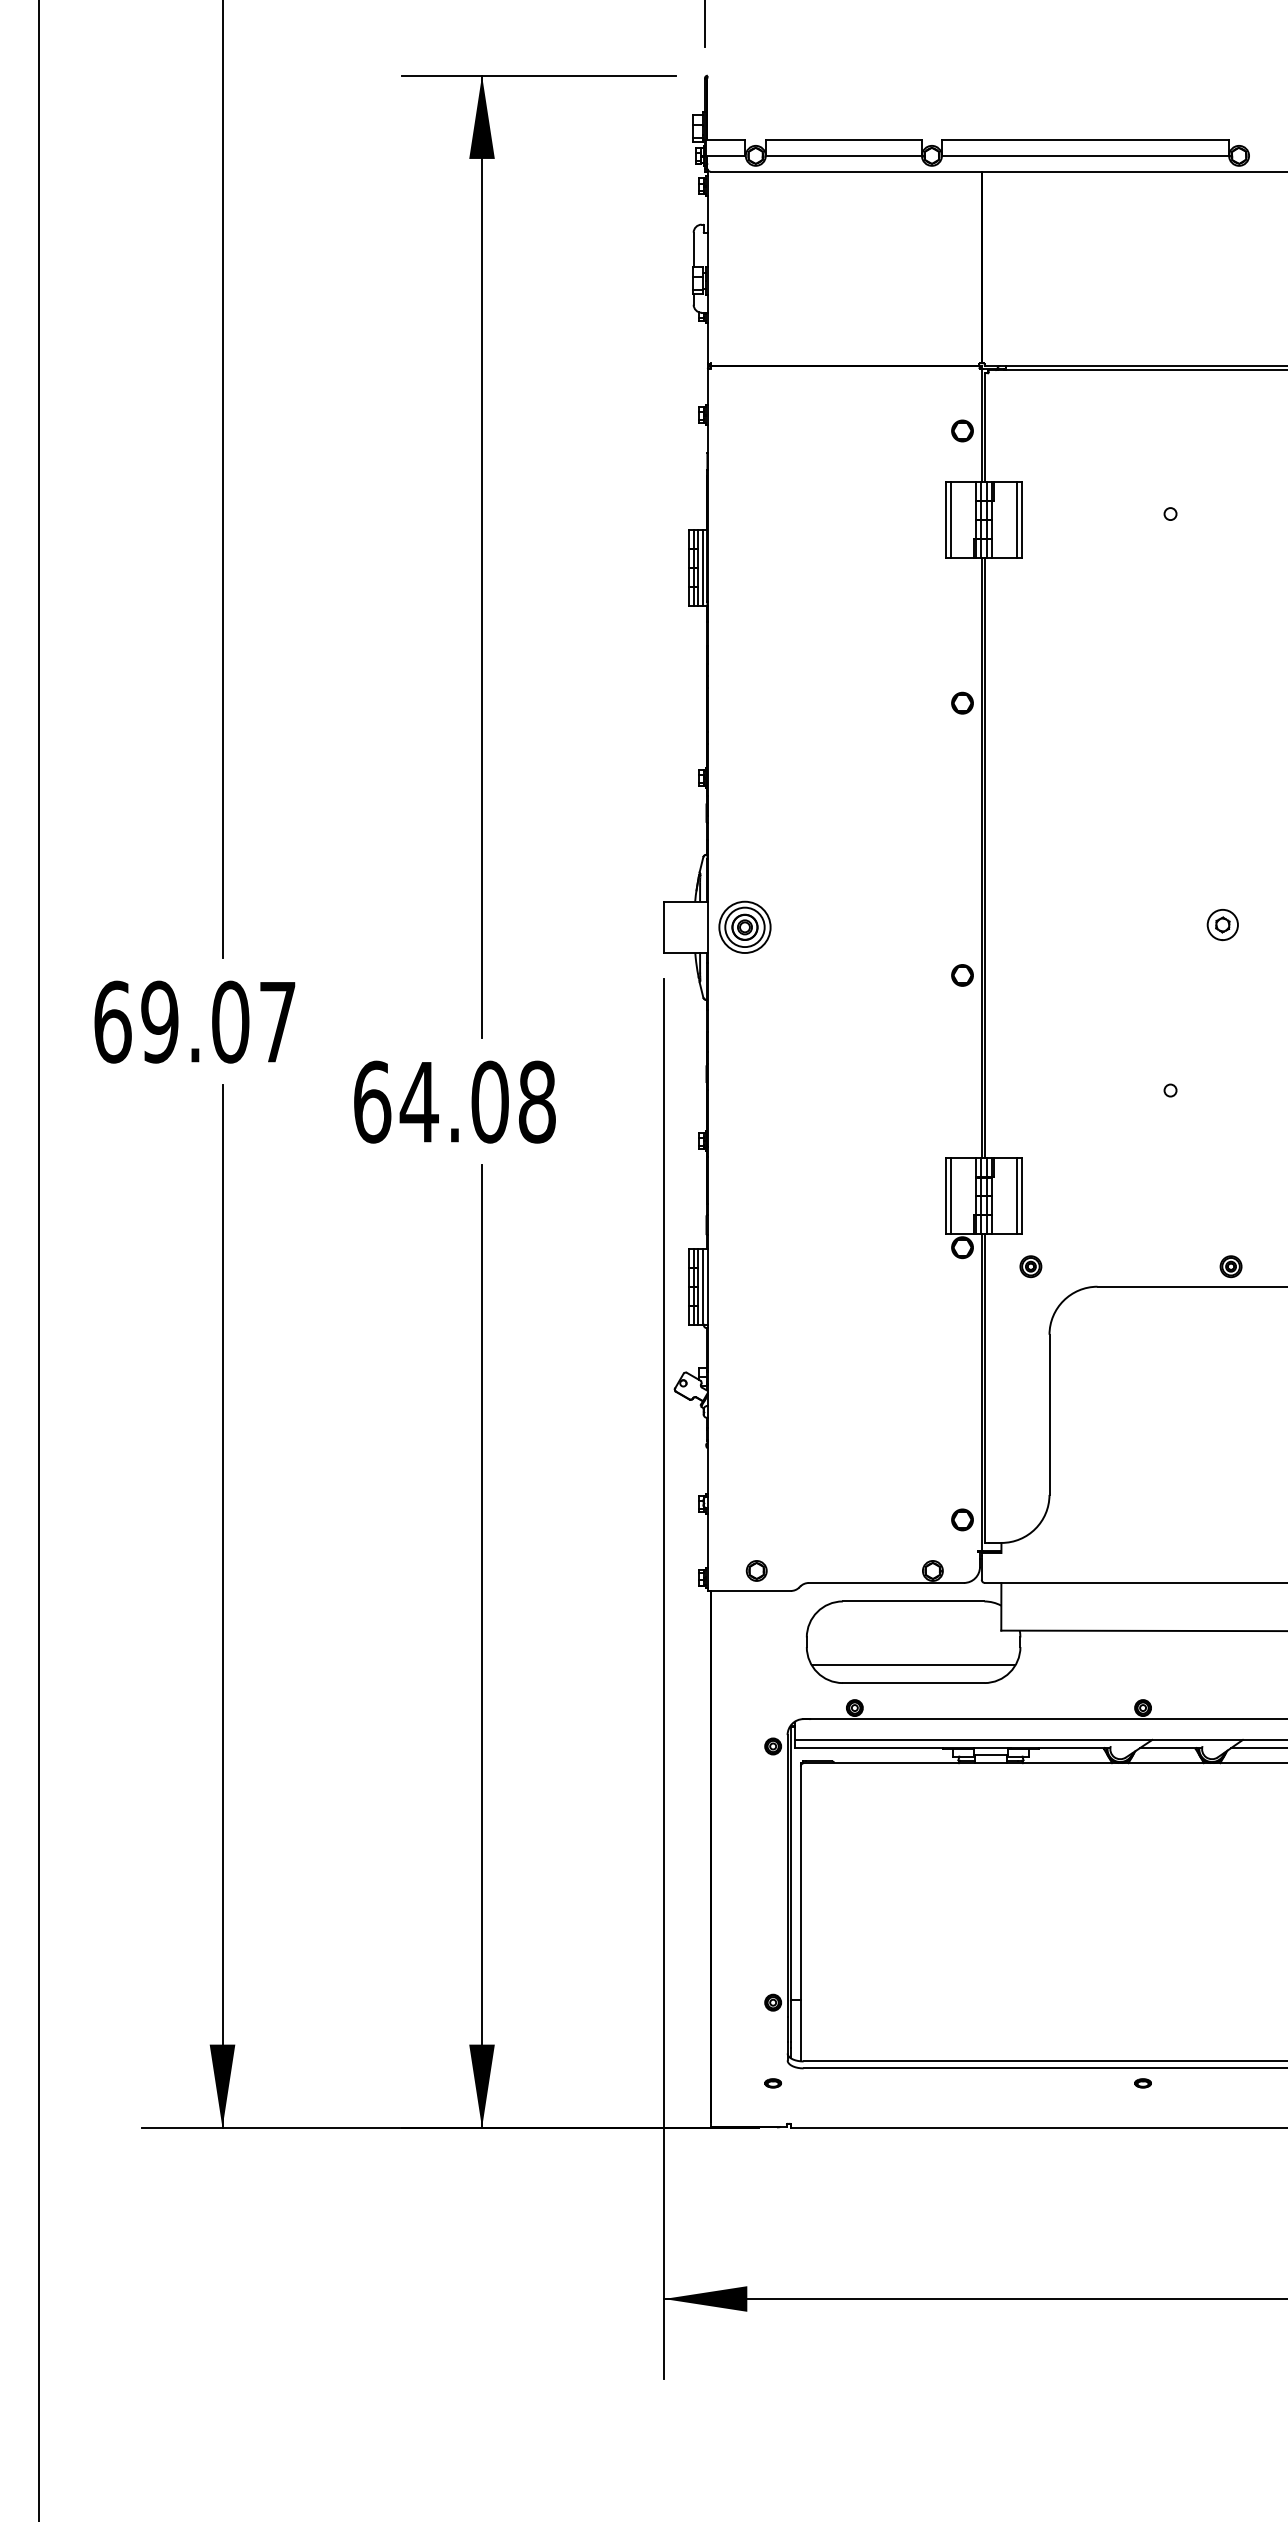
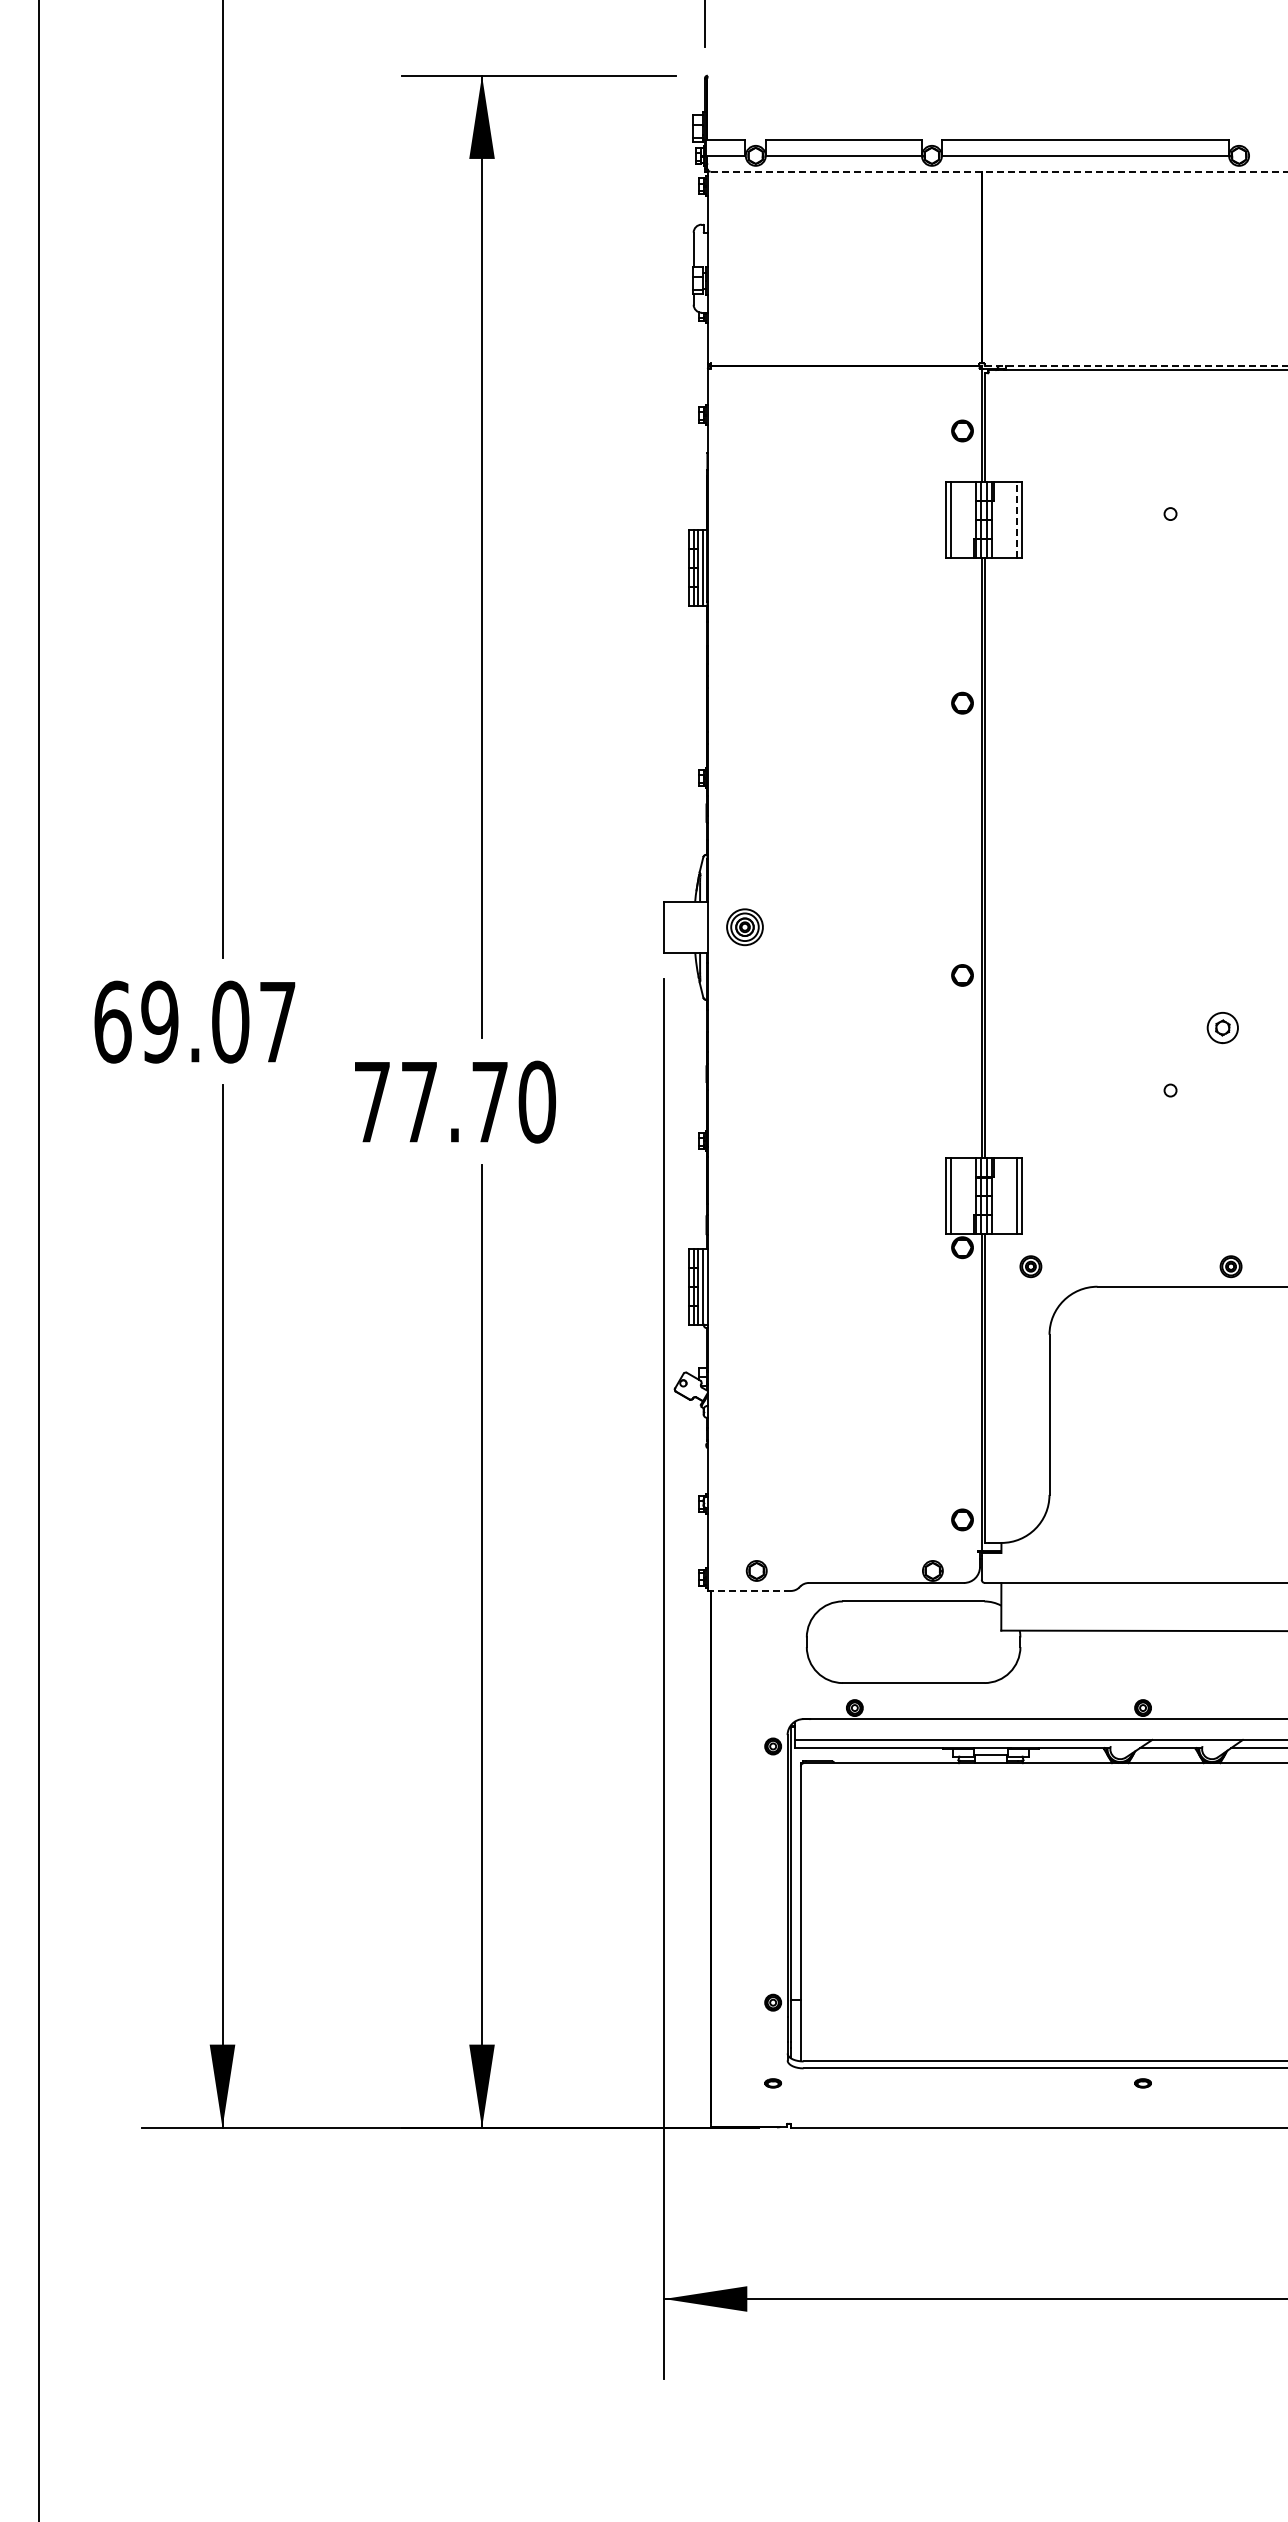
line: solid -> dashed (999, 171)
line: solid -> dashed (1136, 365)
line: solid -> dashed (1016, 519)
part position: (1222, 925) -> (1222, 1028) (1222, 1028)
part size: 54x54 px -> 38x39 px (744, 927)
text: 64.08 -> 77.70 (455, 1101)
line: solid -> dashed (750, 1590)
line: present -> none (913, 1665)
